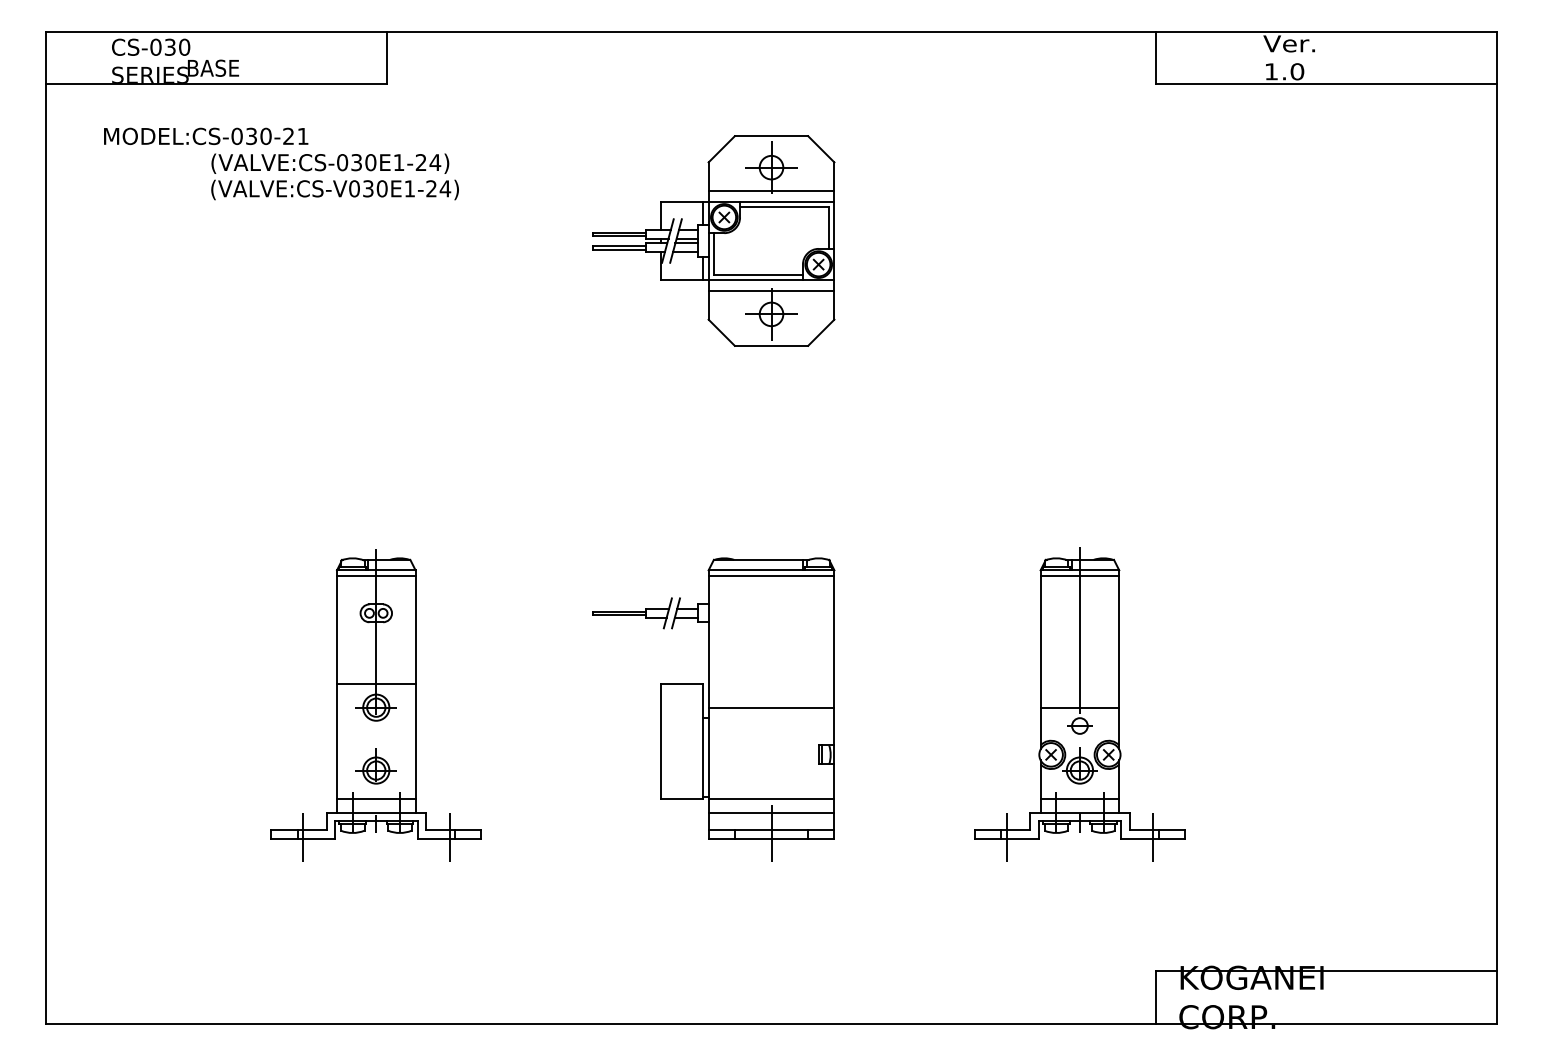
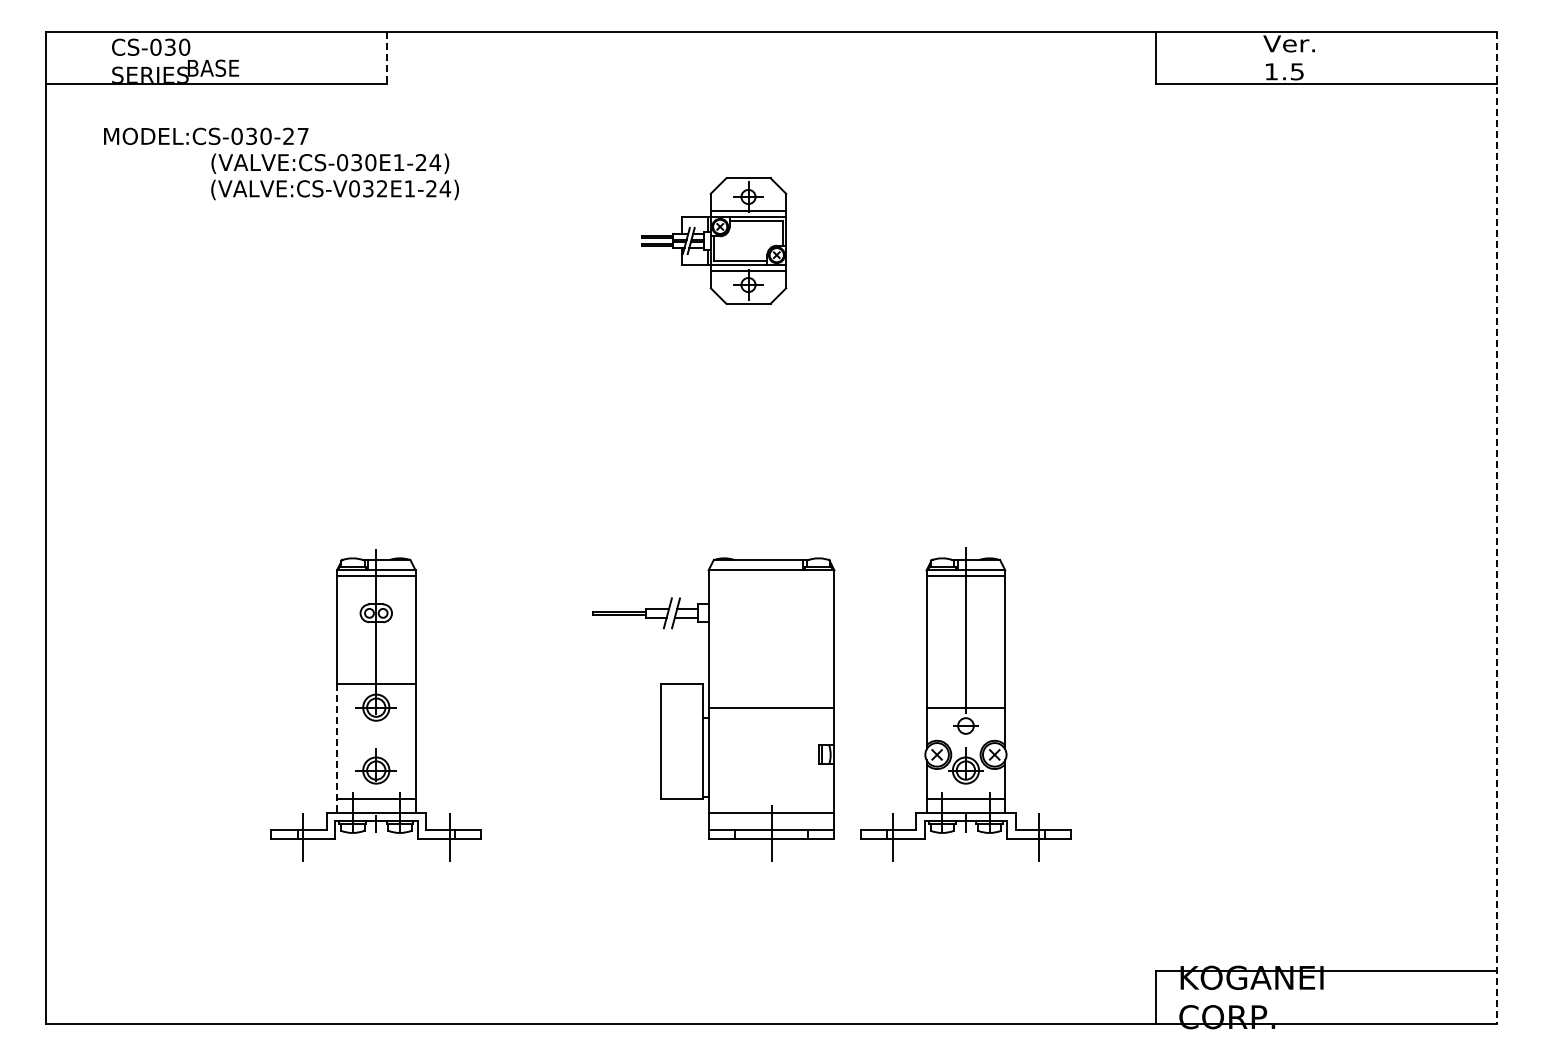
line: solid -> dashed (386, 58)
text: 1.0 -> 1.5 (1297, 71)
text: MODEL:CS-030-21 -> MODEL:CS-030-27 (302, 136)
text: (VALVE:CS-V030E1-24) -> (VALVE:CS-V032E1-24) (381, 188)
part size: 244x212 px -> 147x128 px (714, 240)
line: solid -> dashed (1496, 528)
line: present -> none (771, 575)
part position: (1079, 704) -> (965, 704) (965, 704)
line: solid -> dashed (337, 748)
line: present -> none (771, 799)
